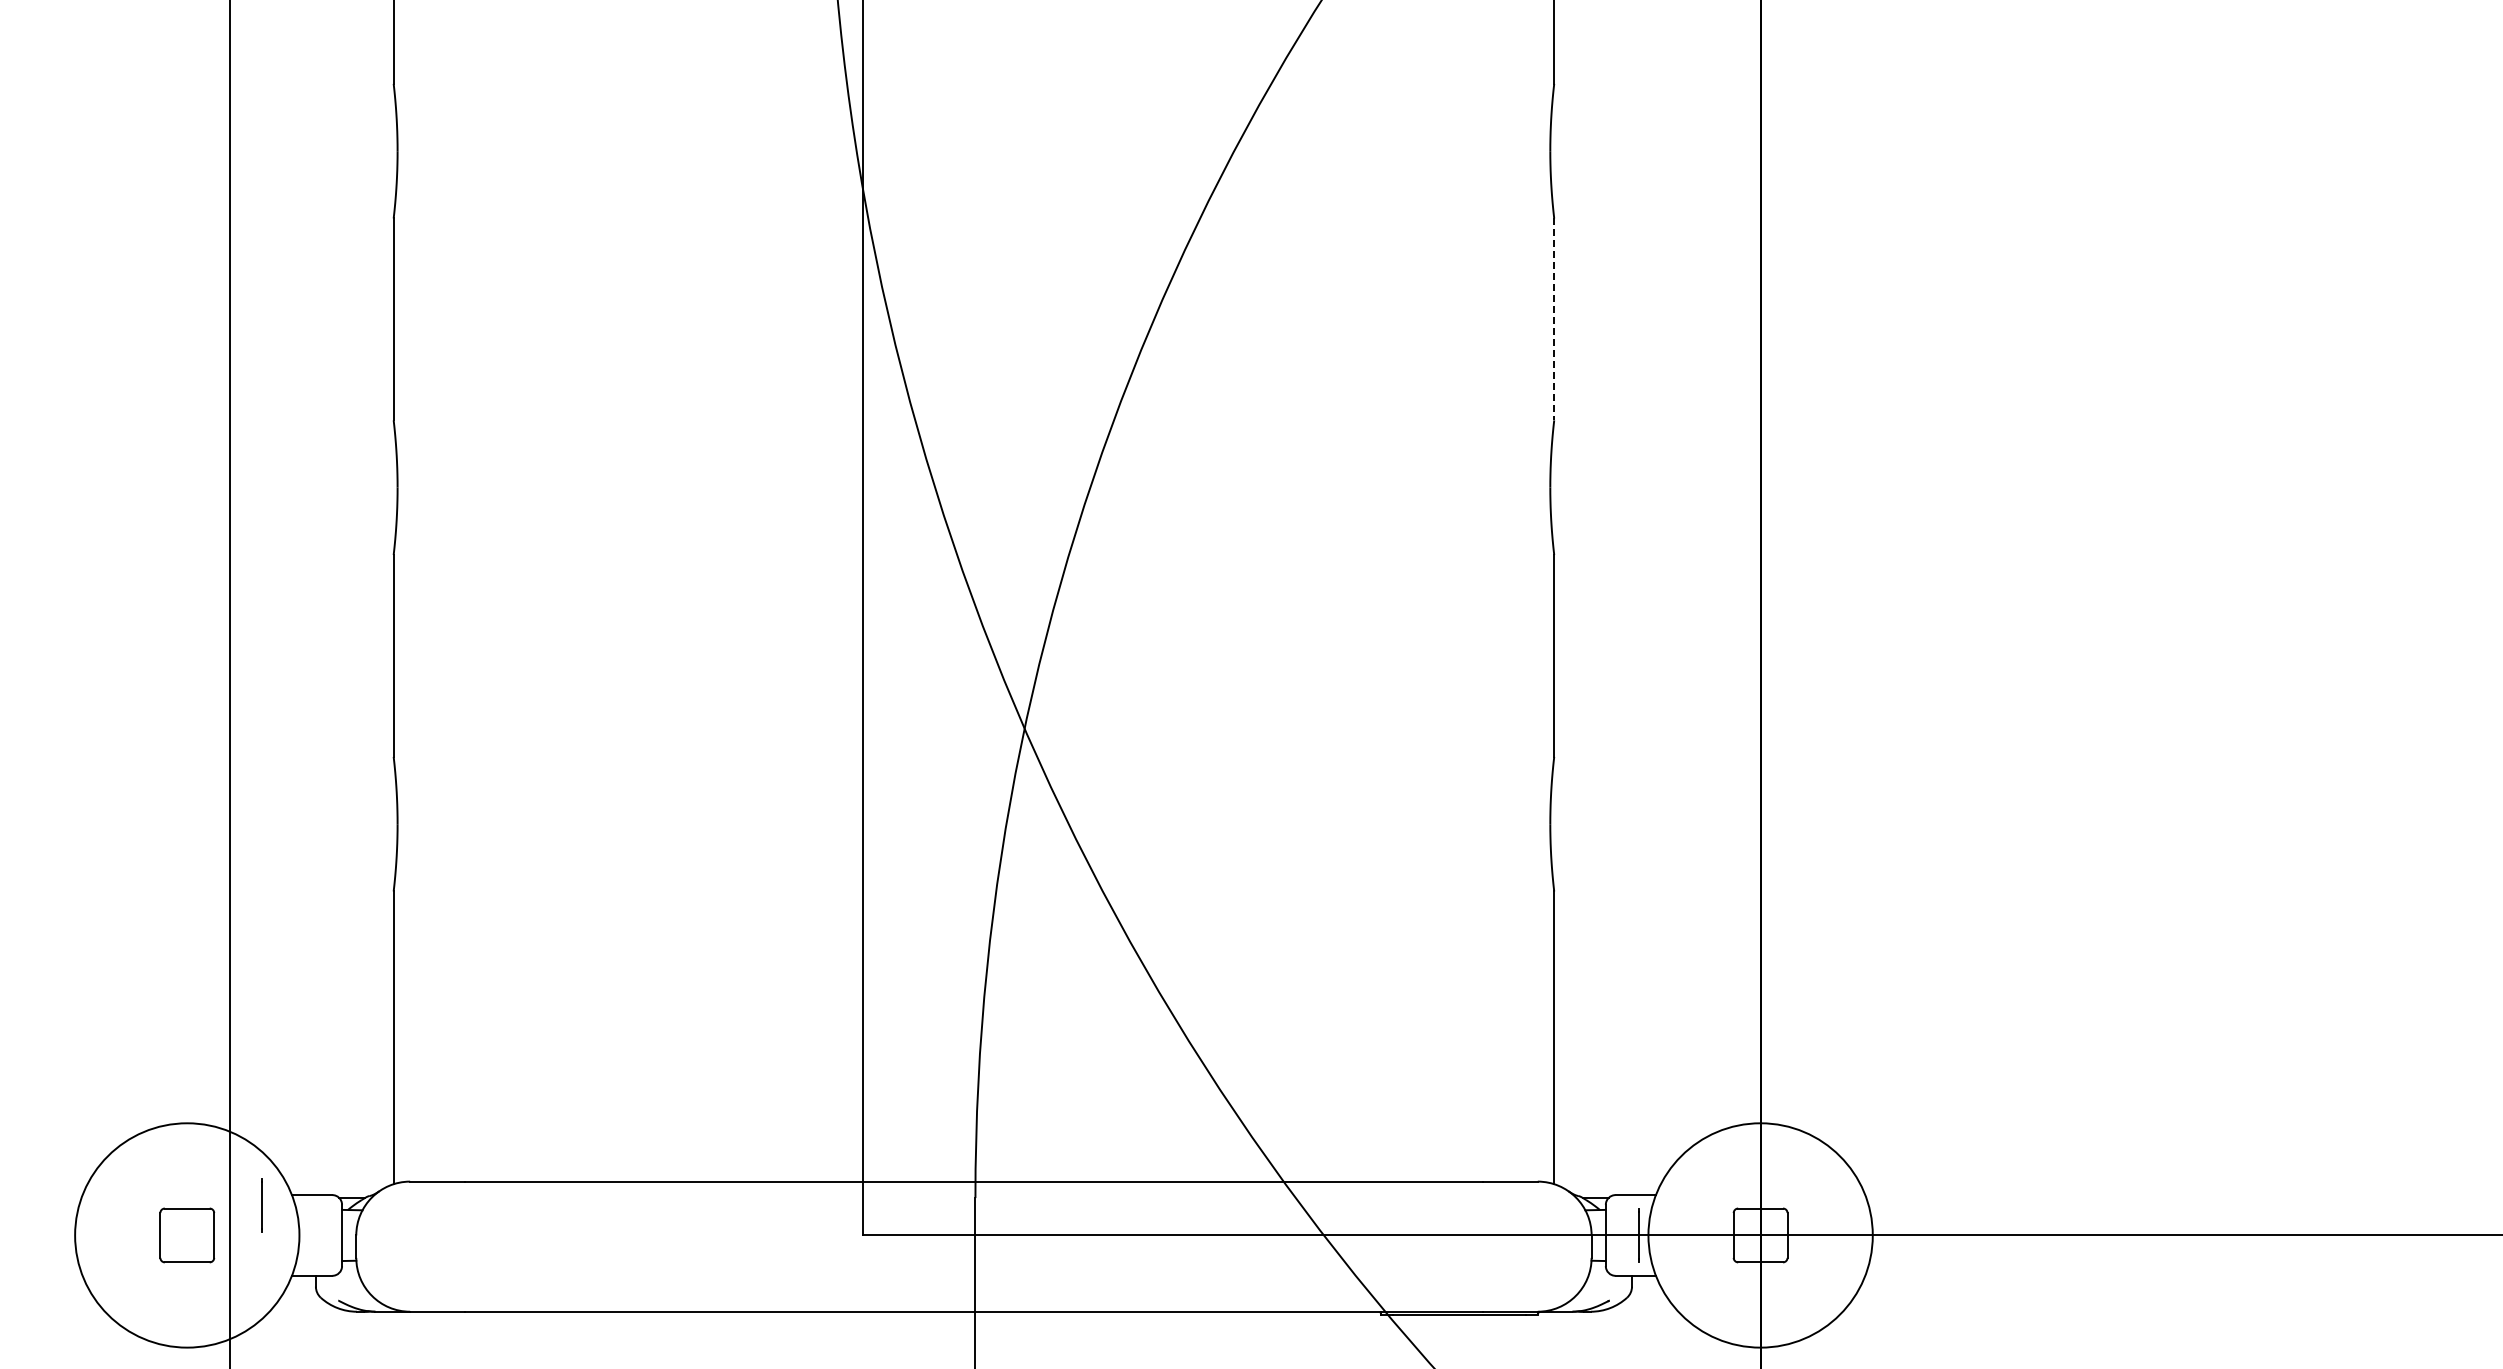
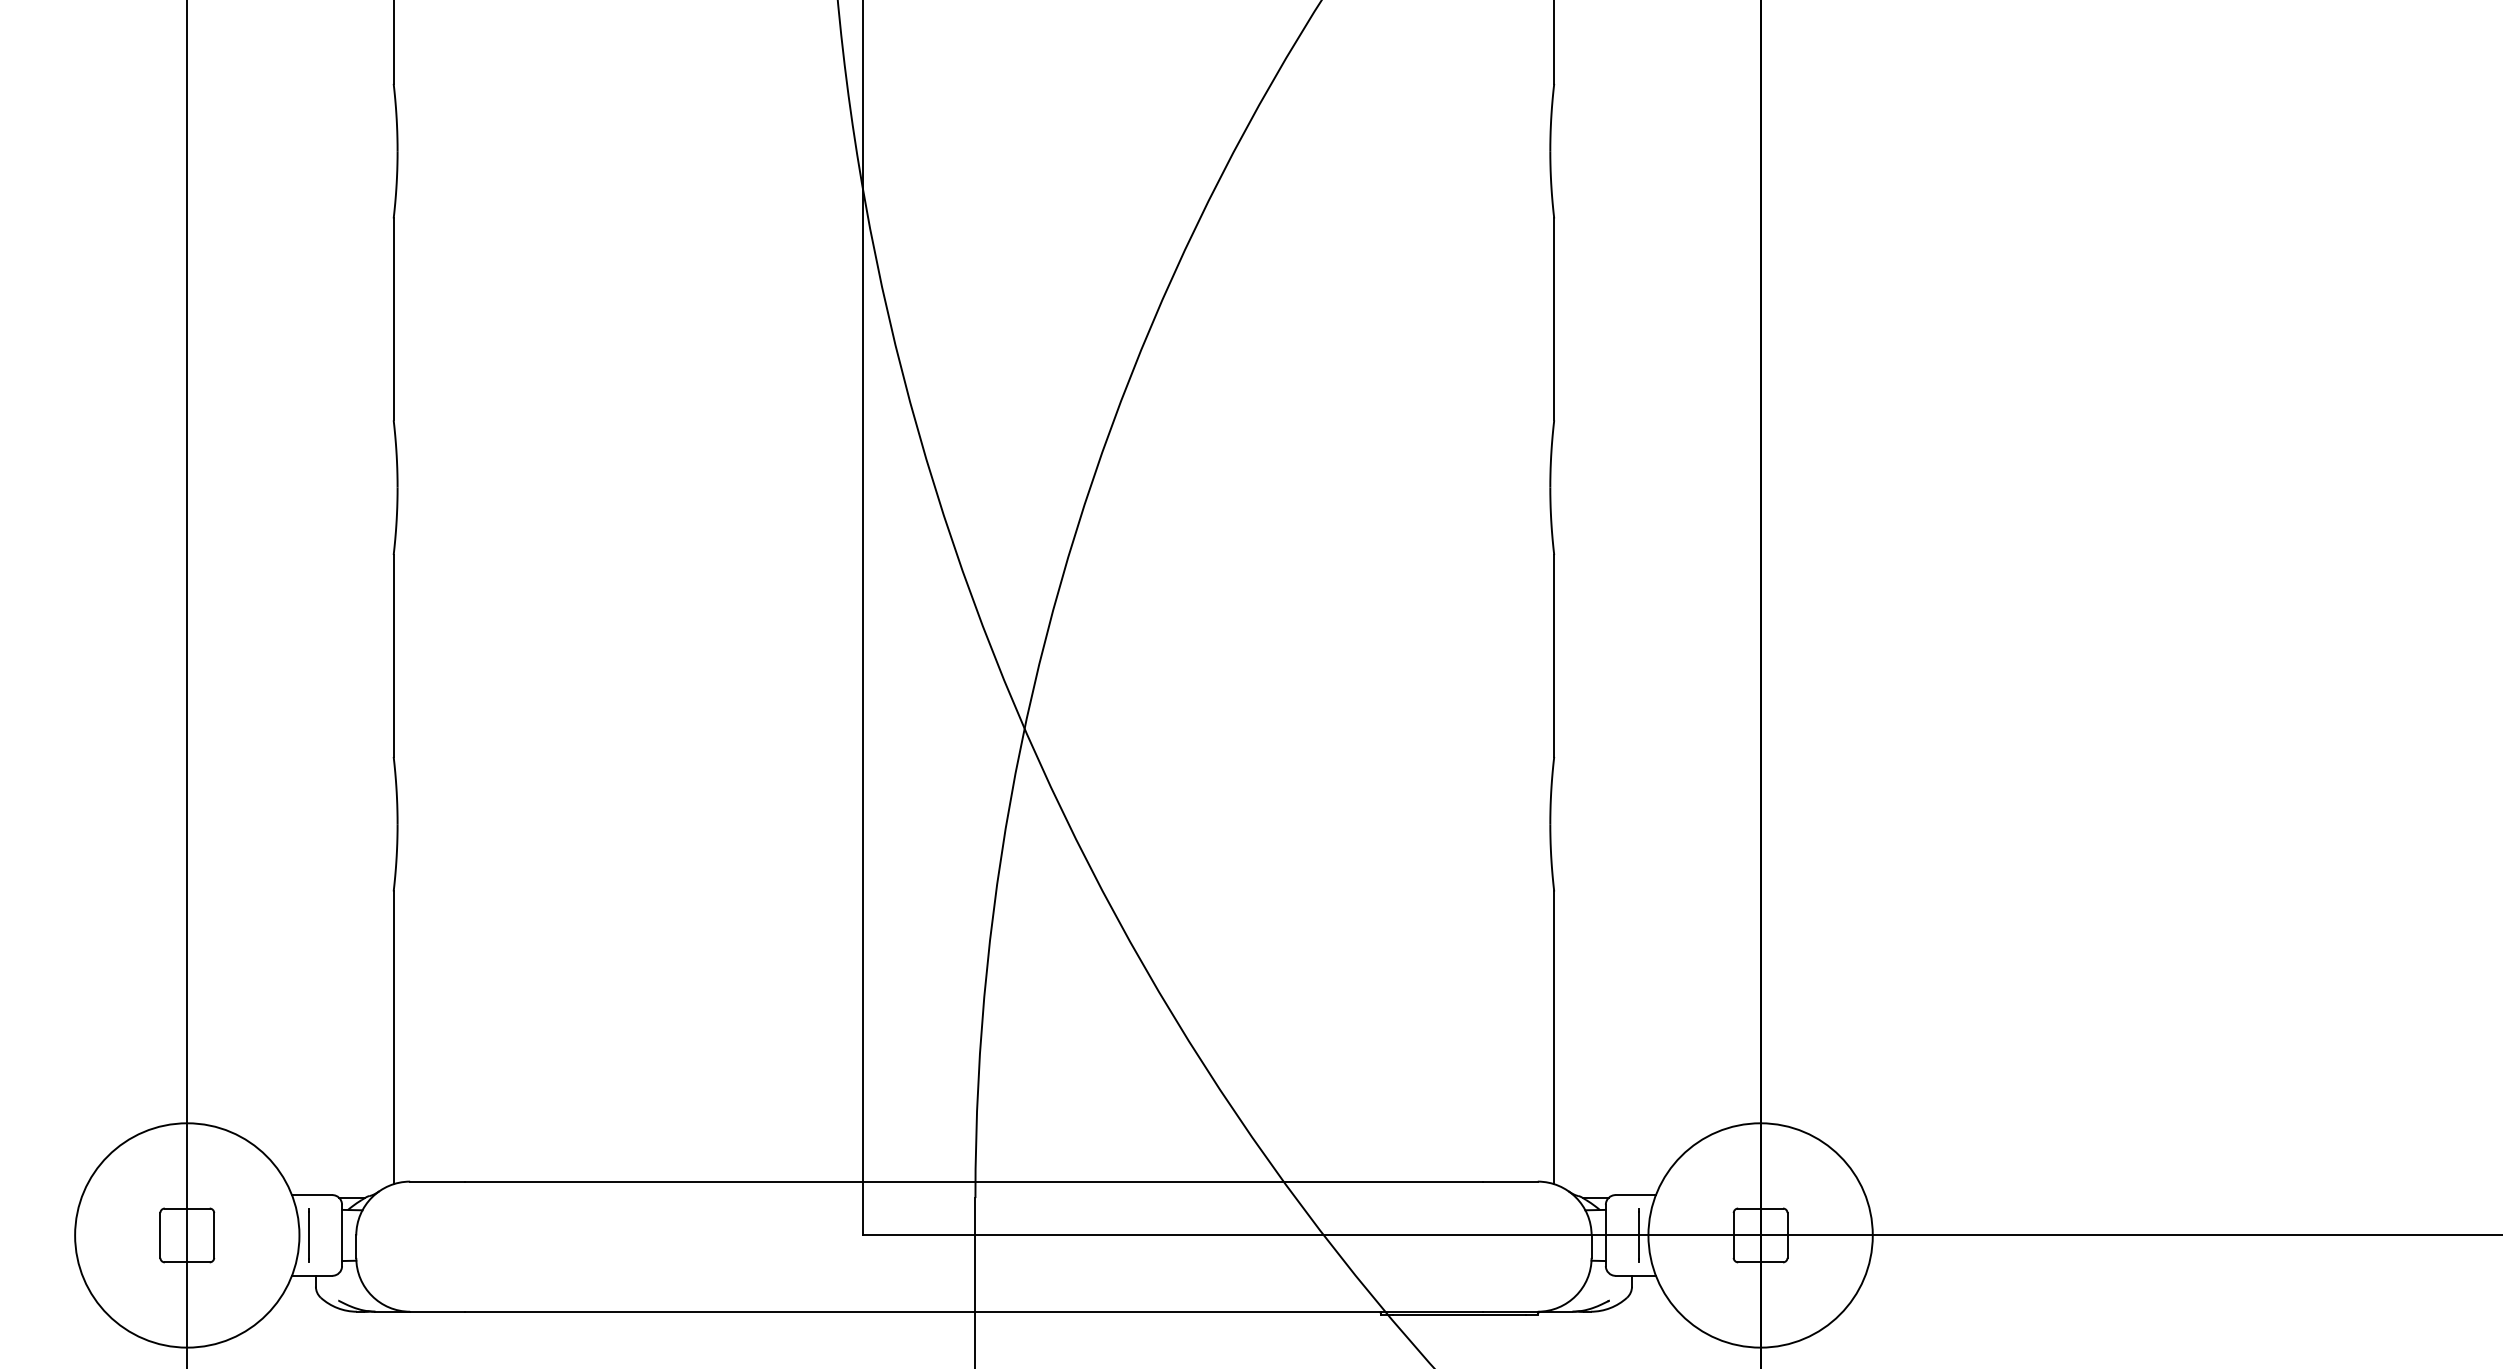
line: dashed -> solid (1554, 319)
line position: (230, 683) -> (187, 683) (187, 683)
line position: (261, 1205) -> (308, 1235) (308, 1235)
